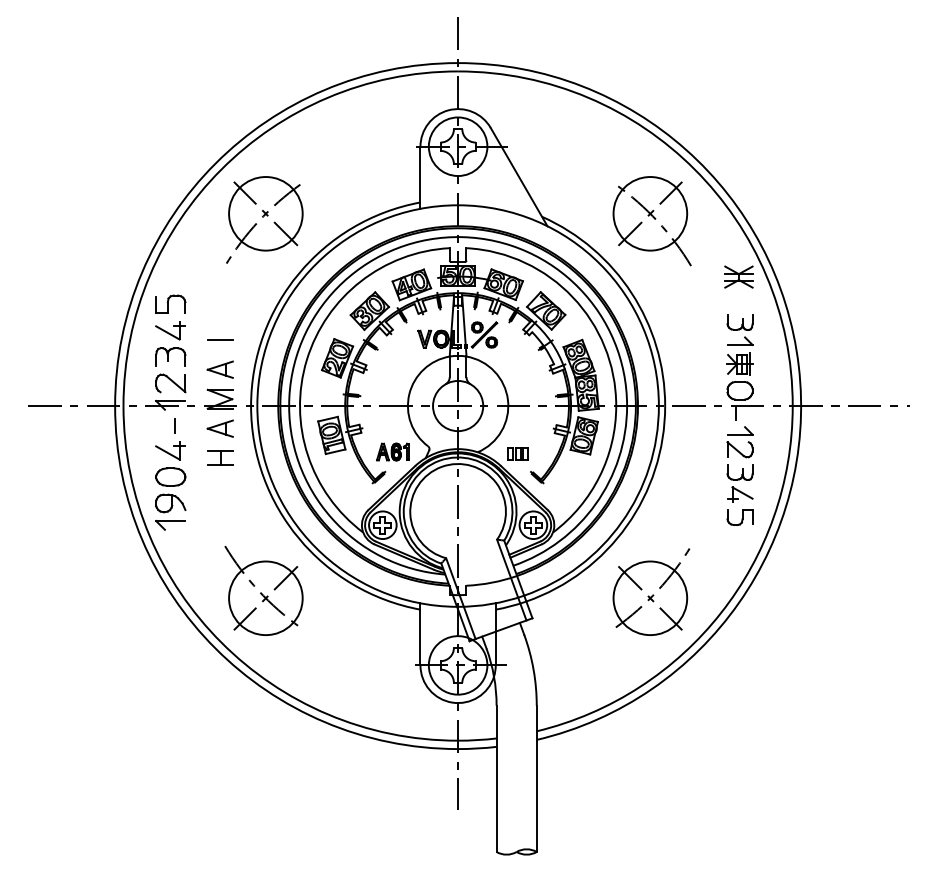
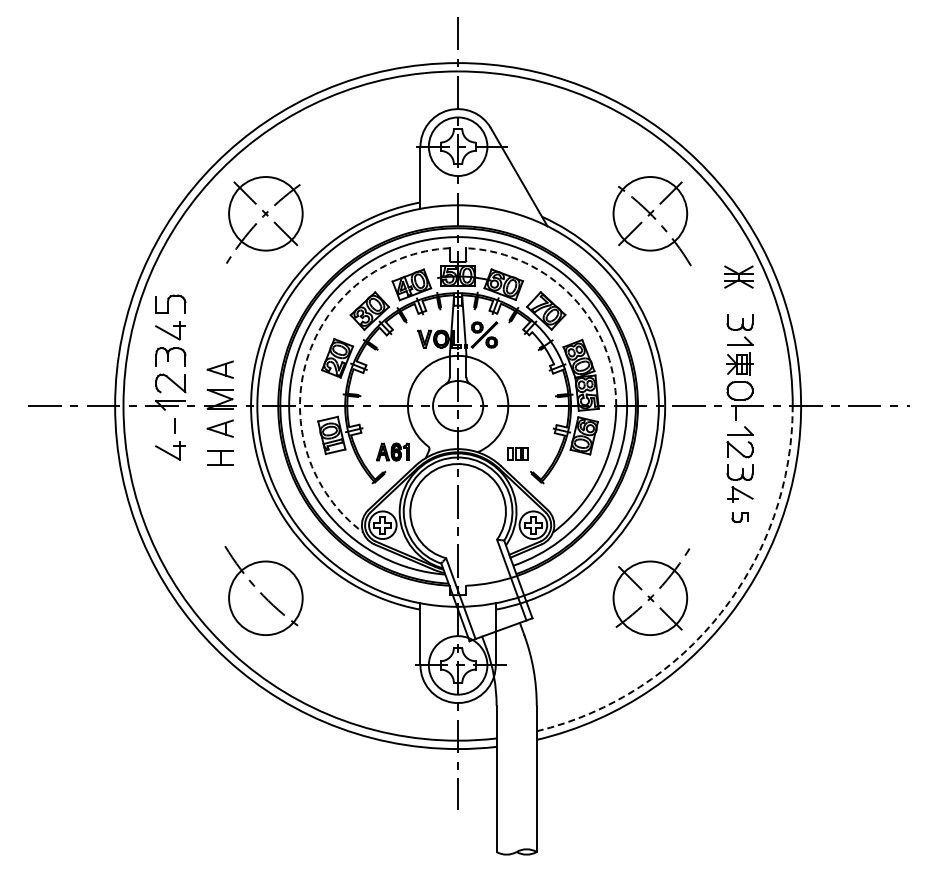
arc: solid -> dashed (572, 297)
line: present -> none (219, 340)
arc: solid -> dashed (306, 360)
part: present -> none (170, 498)
part size: 28x17 px -> 18x11 px (739, 517)
line: present -> none (265, 598)
arc: solid -> dashed (721, 613)
